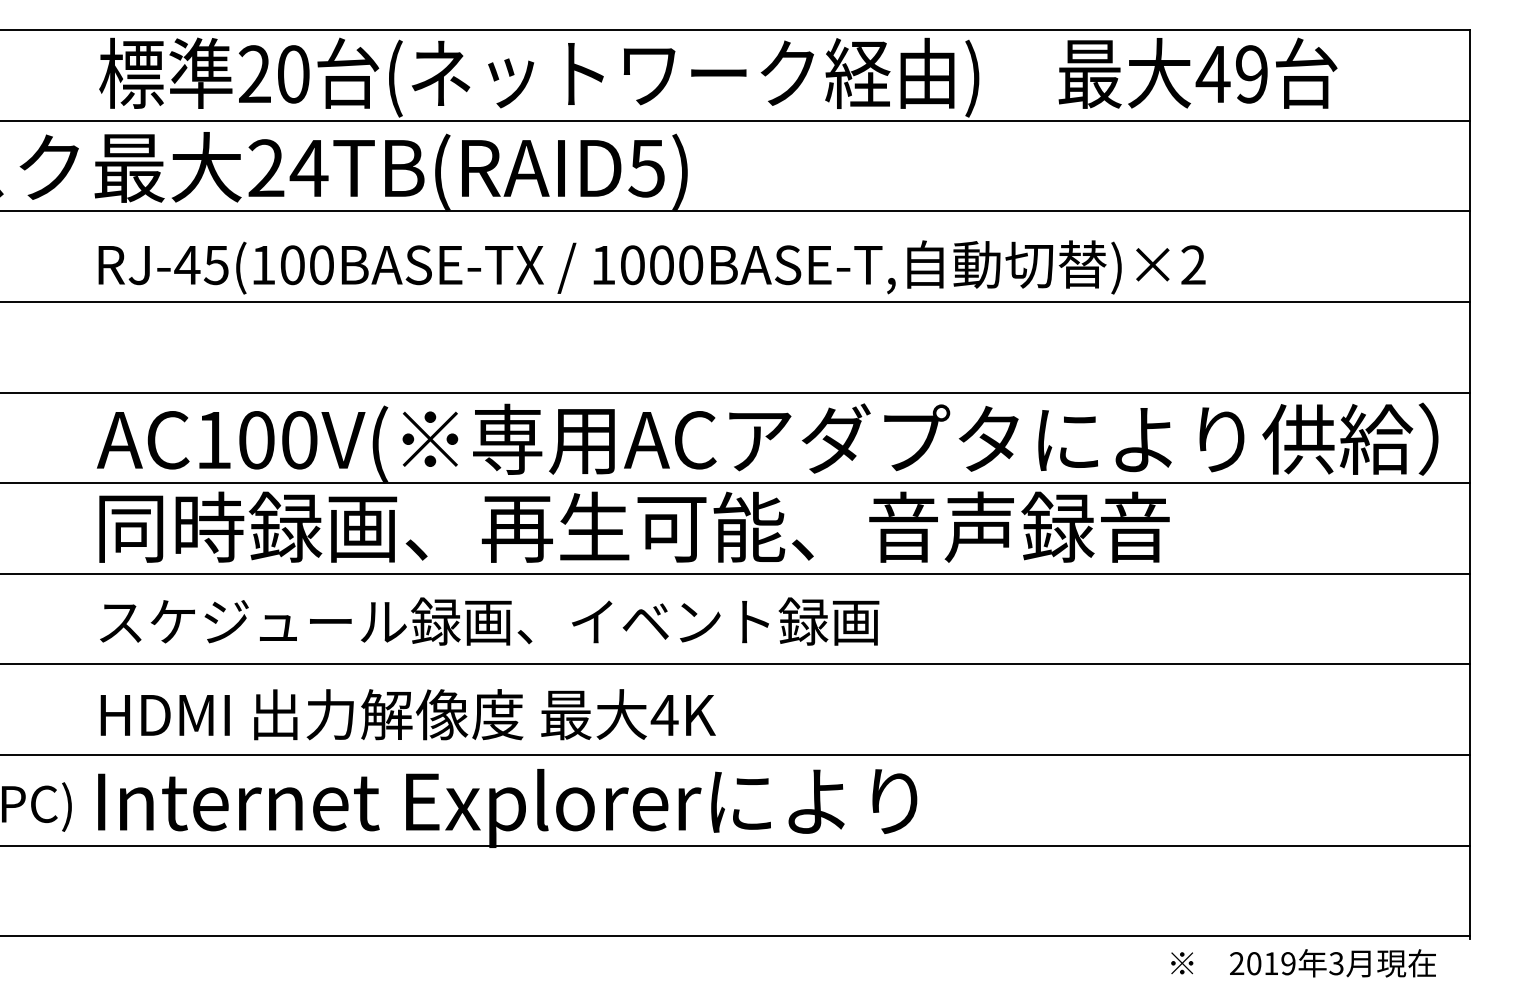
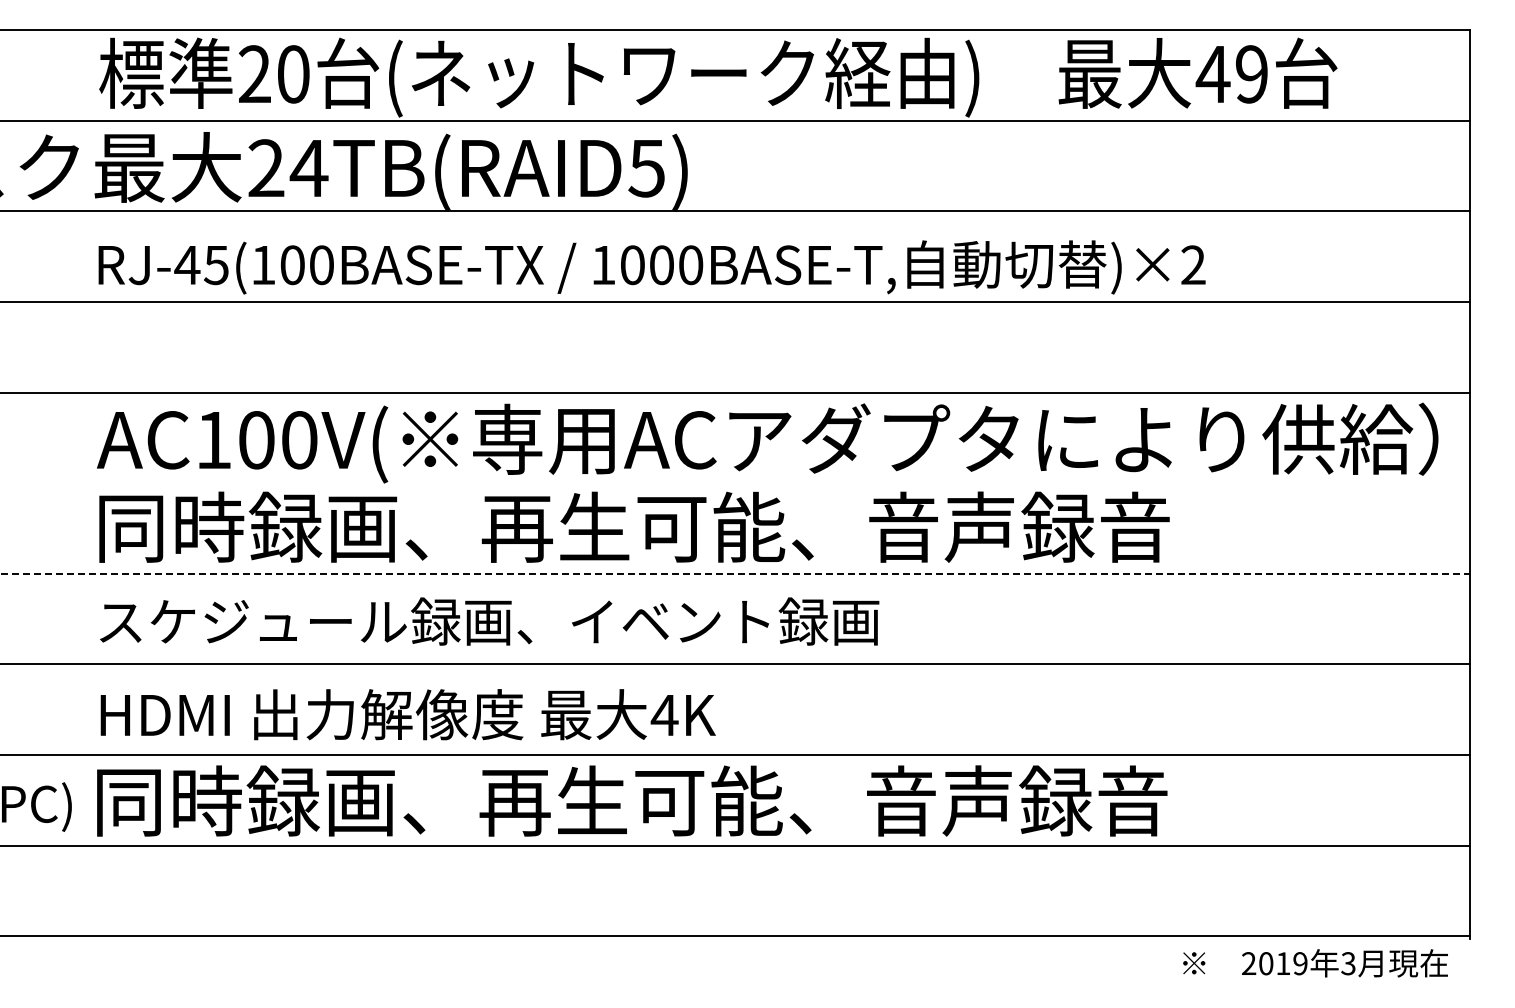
line: present -> none (735, 483)
line: solid -> dashed (735, 573)
text: Internet Explorerにより -> 同時録画、再生可能、音声録音 (632, 806)
text position: (1303, 963) -> (1315, 963) (1315, 963)
